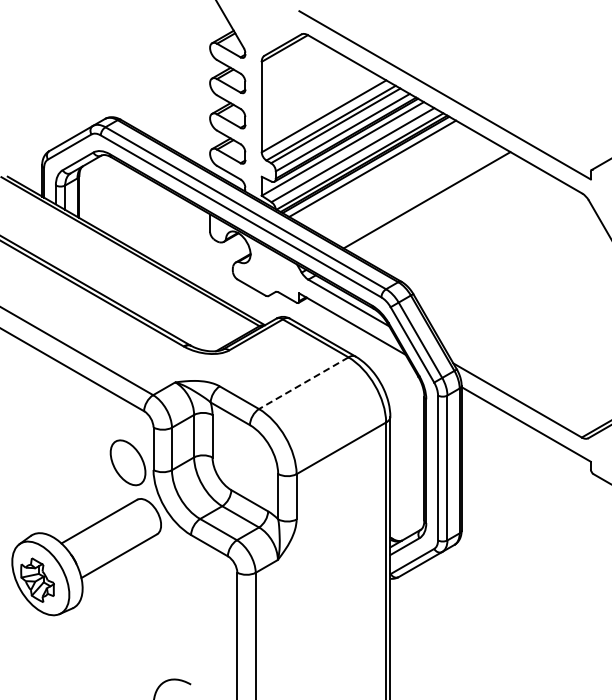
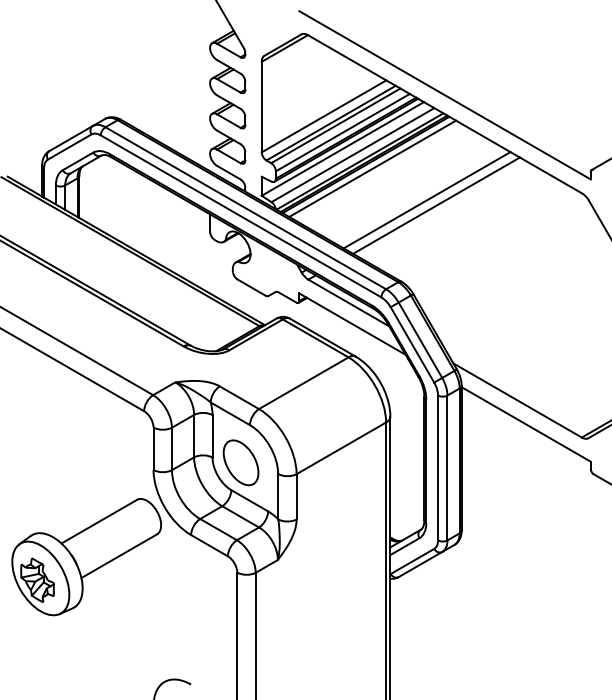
line: none -> present (436, 205)
line: dashed -> solid (303, 383)
part position: (127, 462) -> (240, 462) (240, 462)
